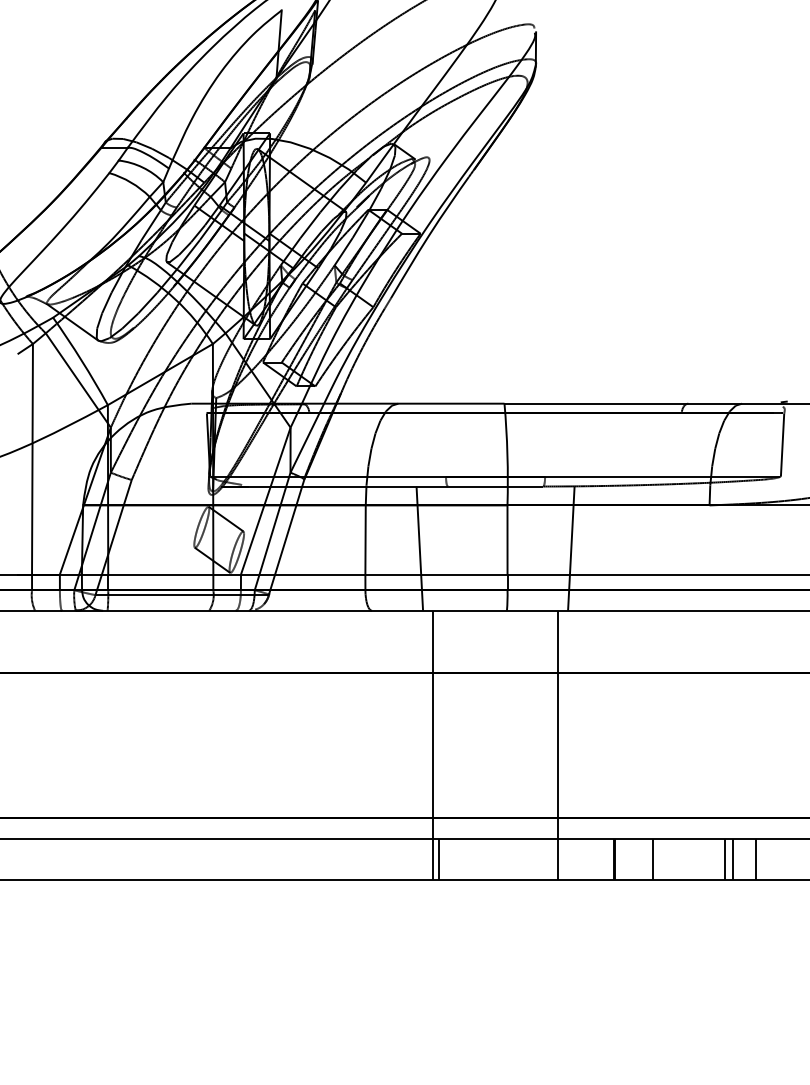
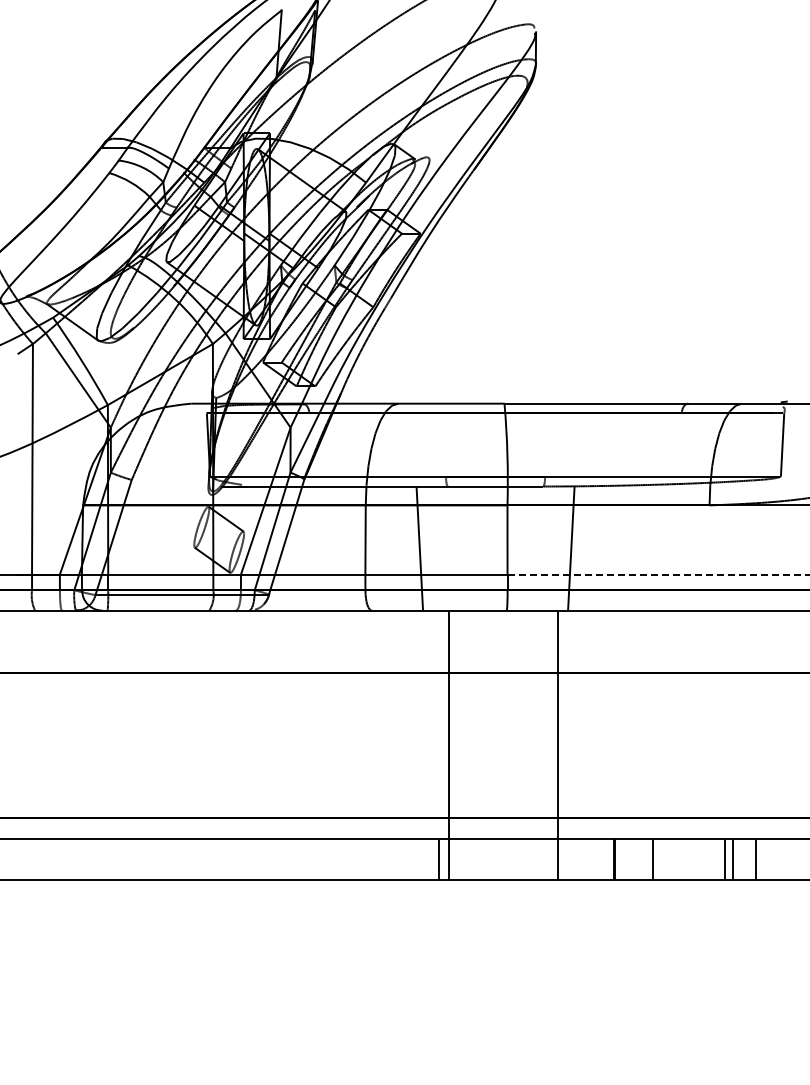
line: solid -> dashed (658, 574)
line position: (433, 745) -> (449, 745) (449, 745)
